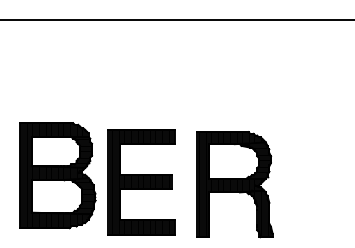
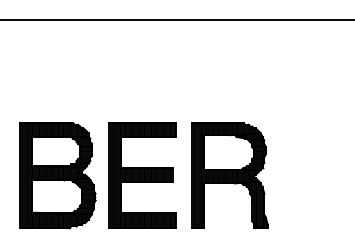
part position: (141, 182) -> (142, 175) (142, 175)
part position: (234, 184) -> (229, 175) (229, 175)
